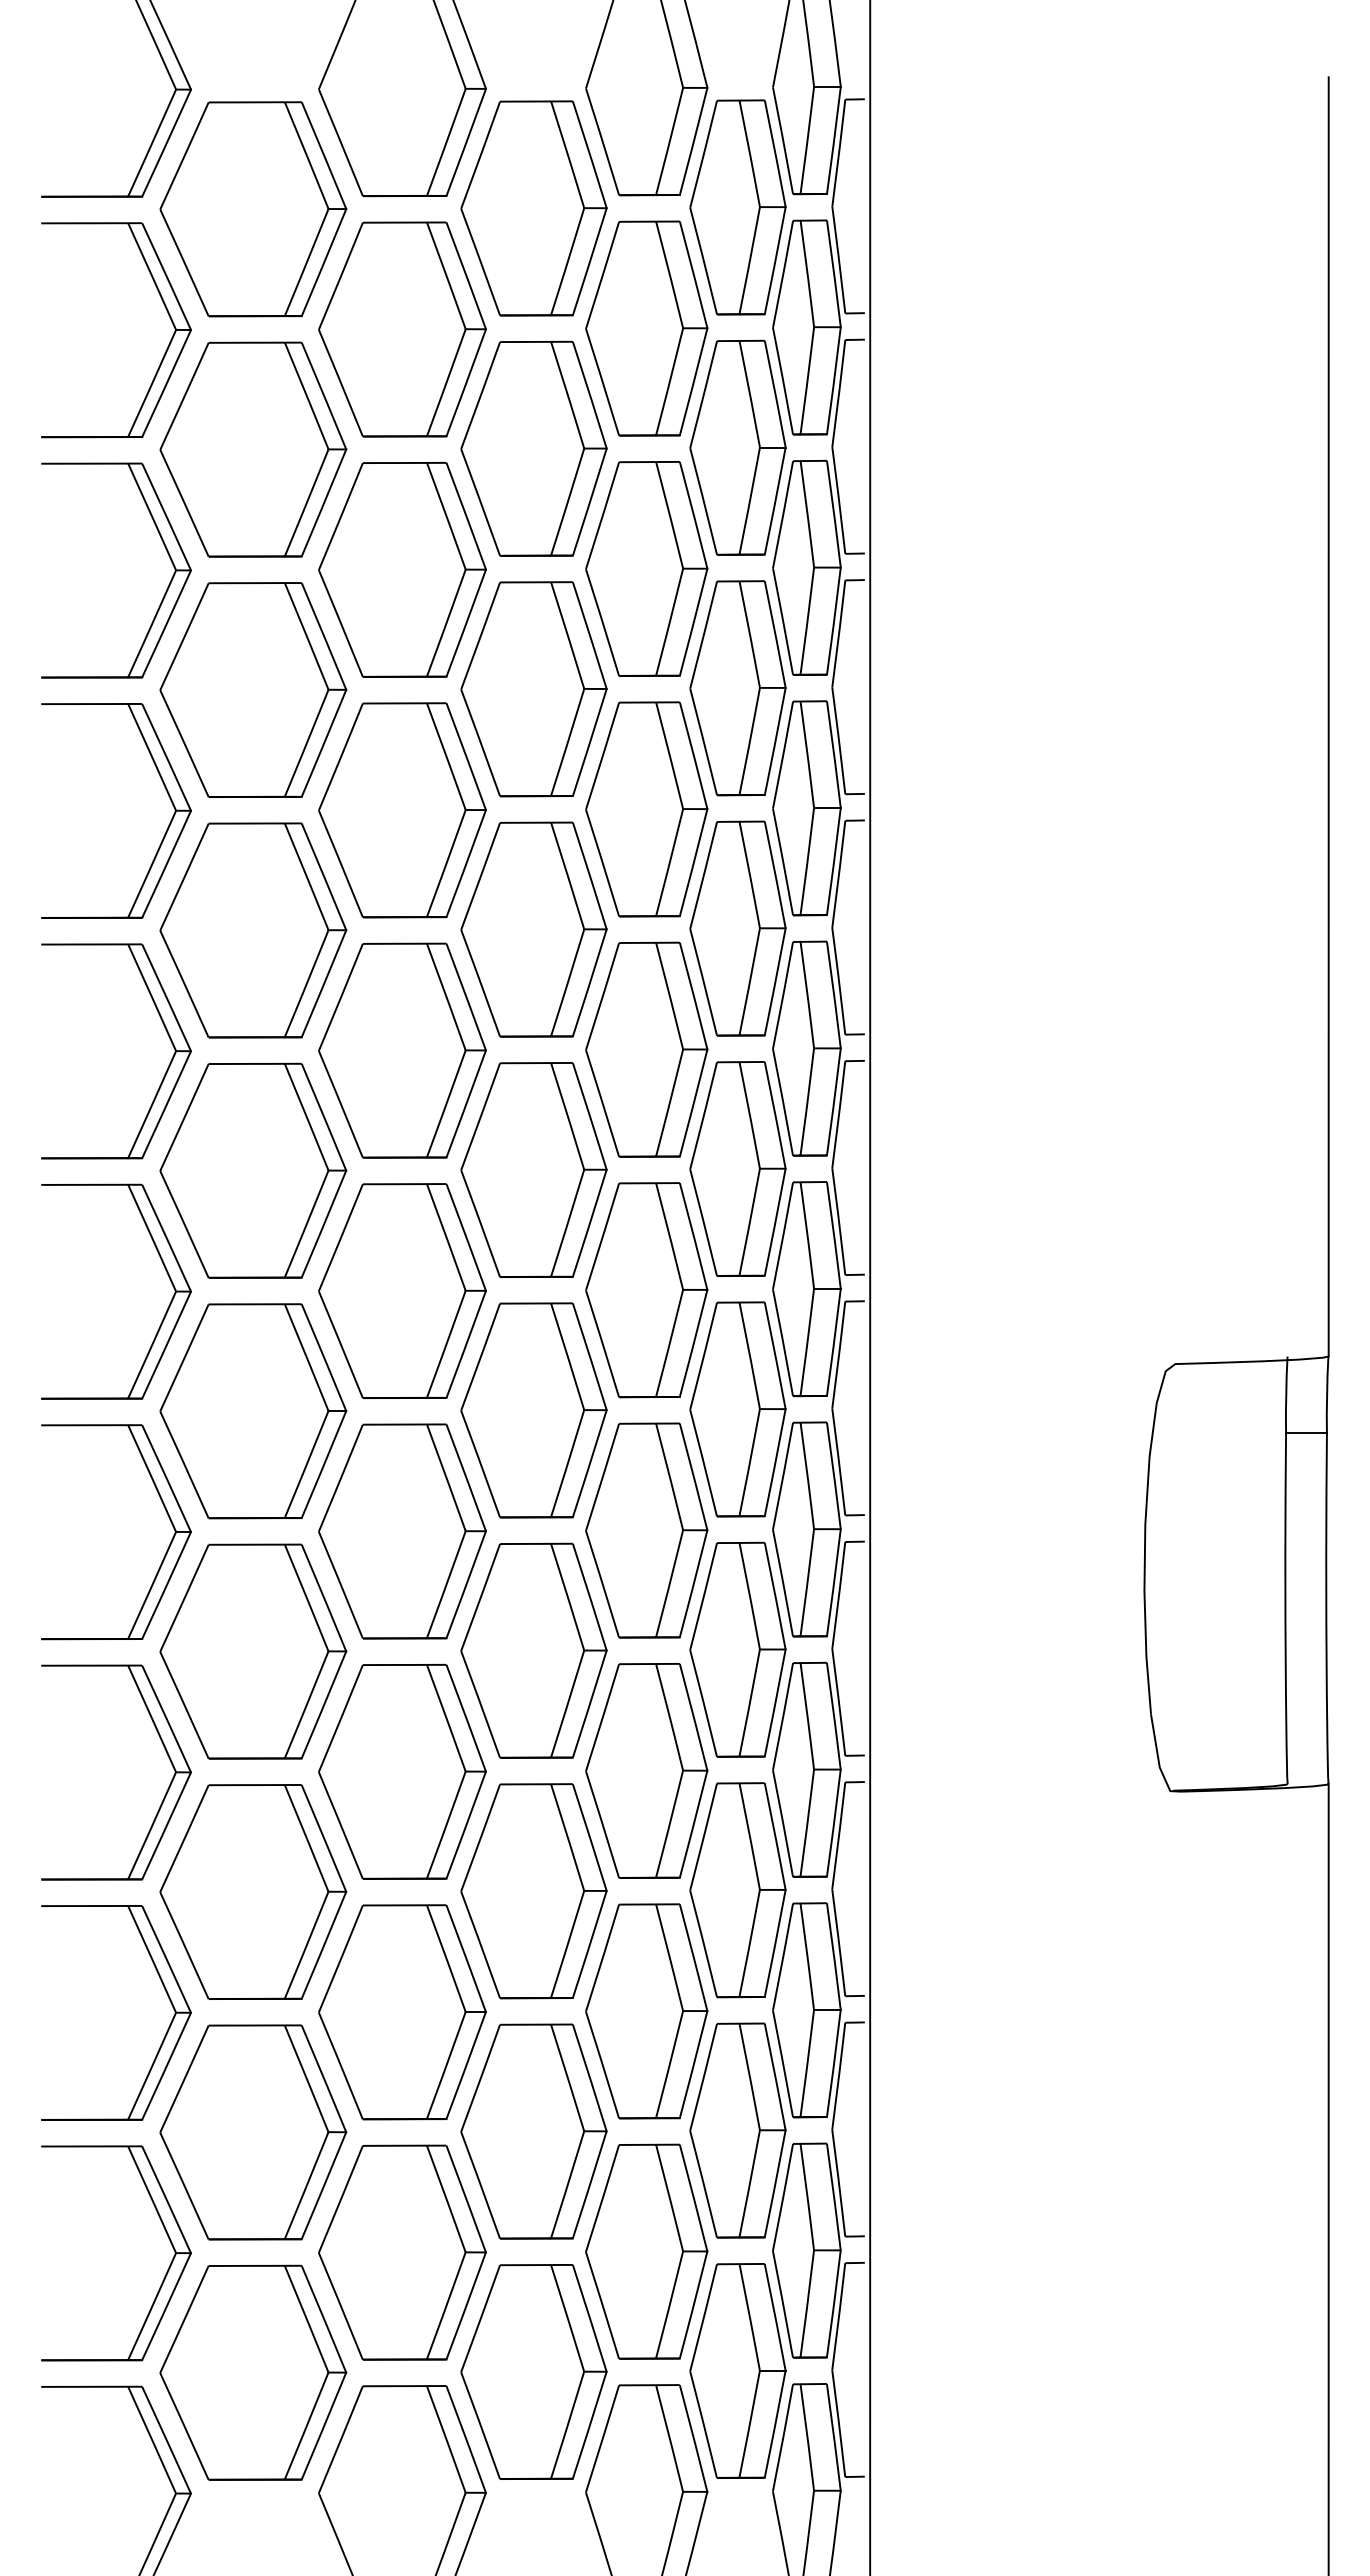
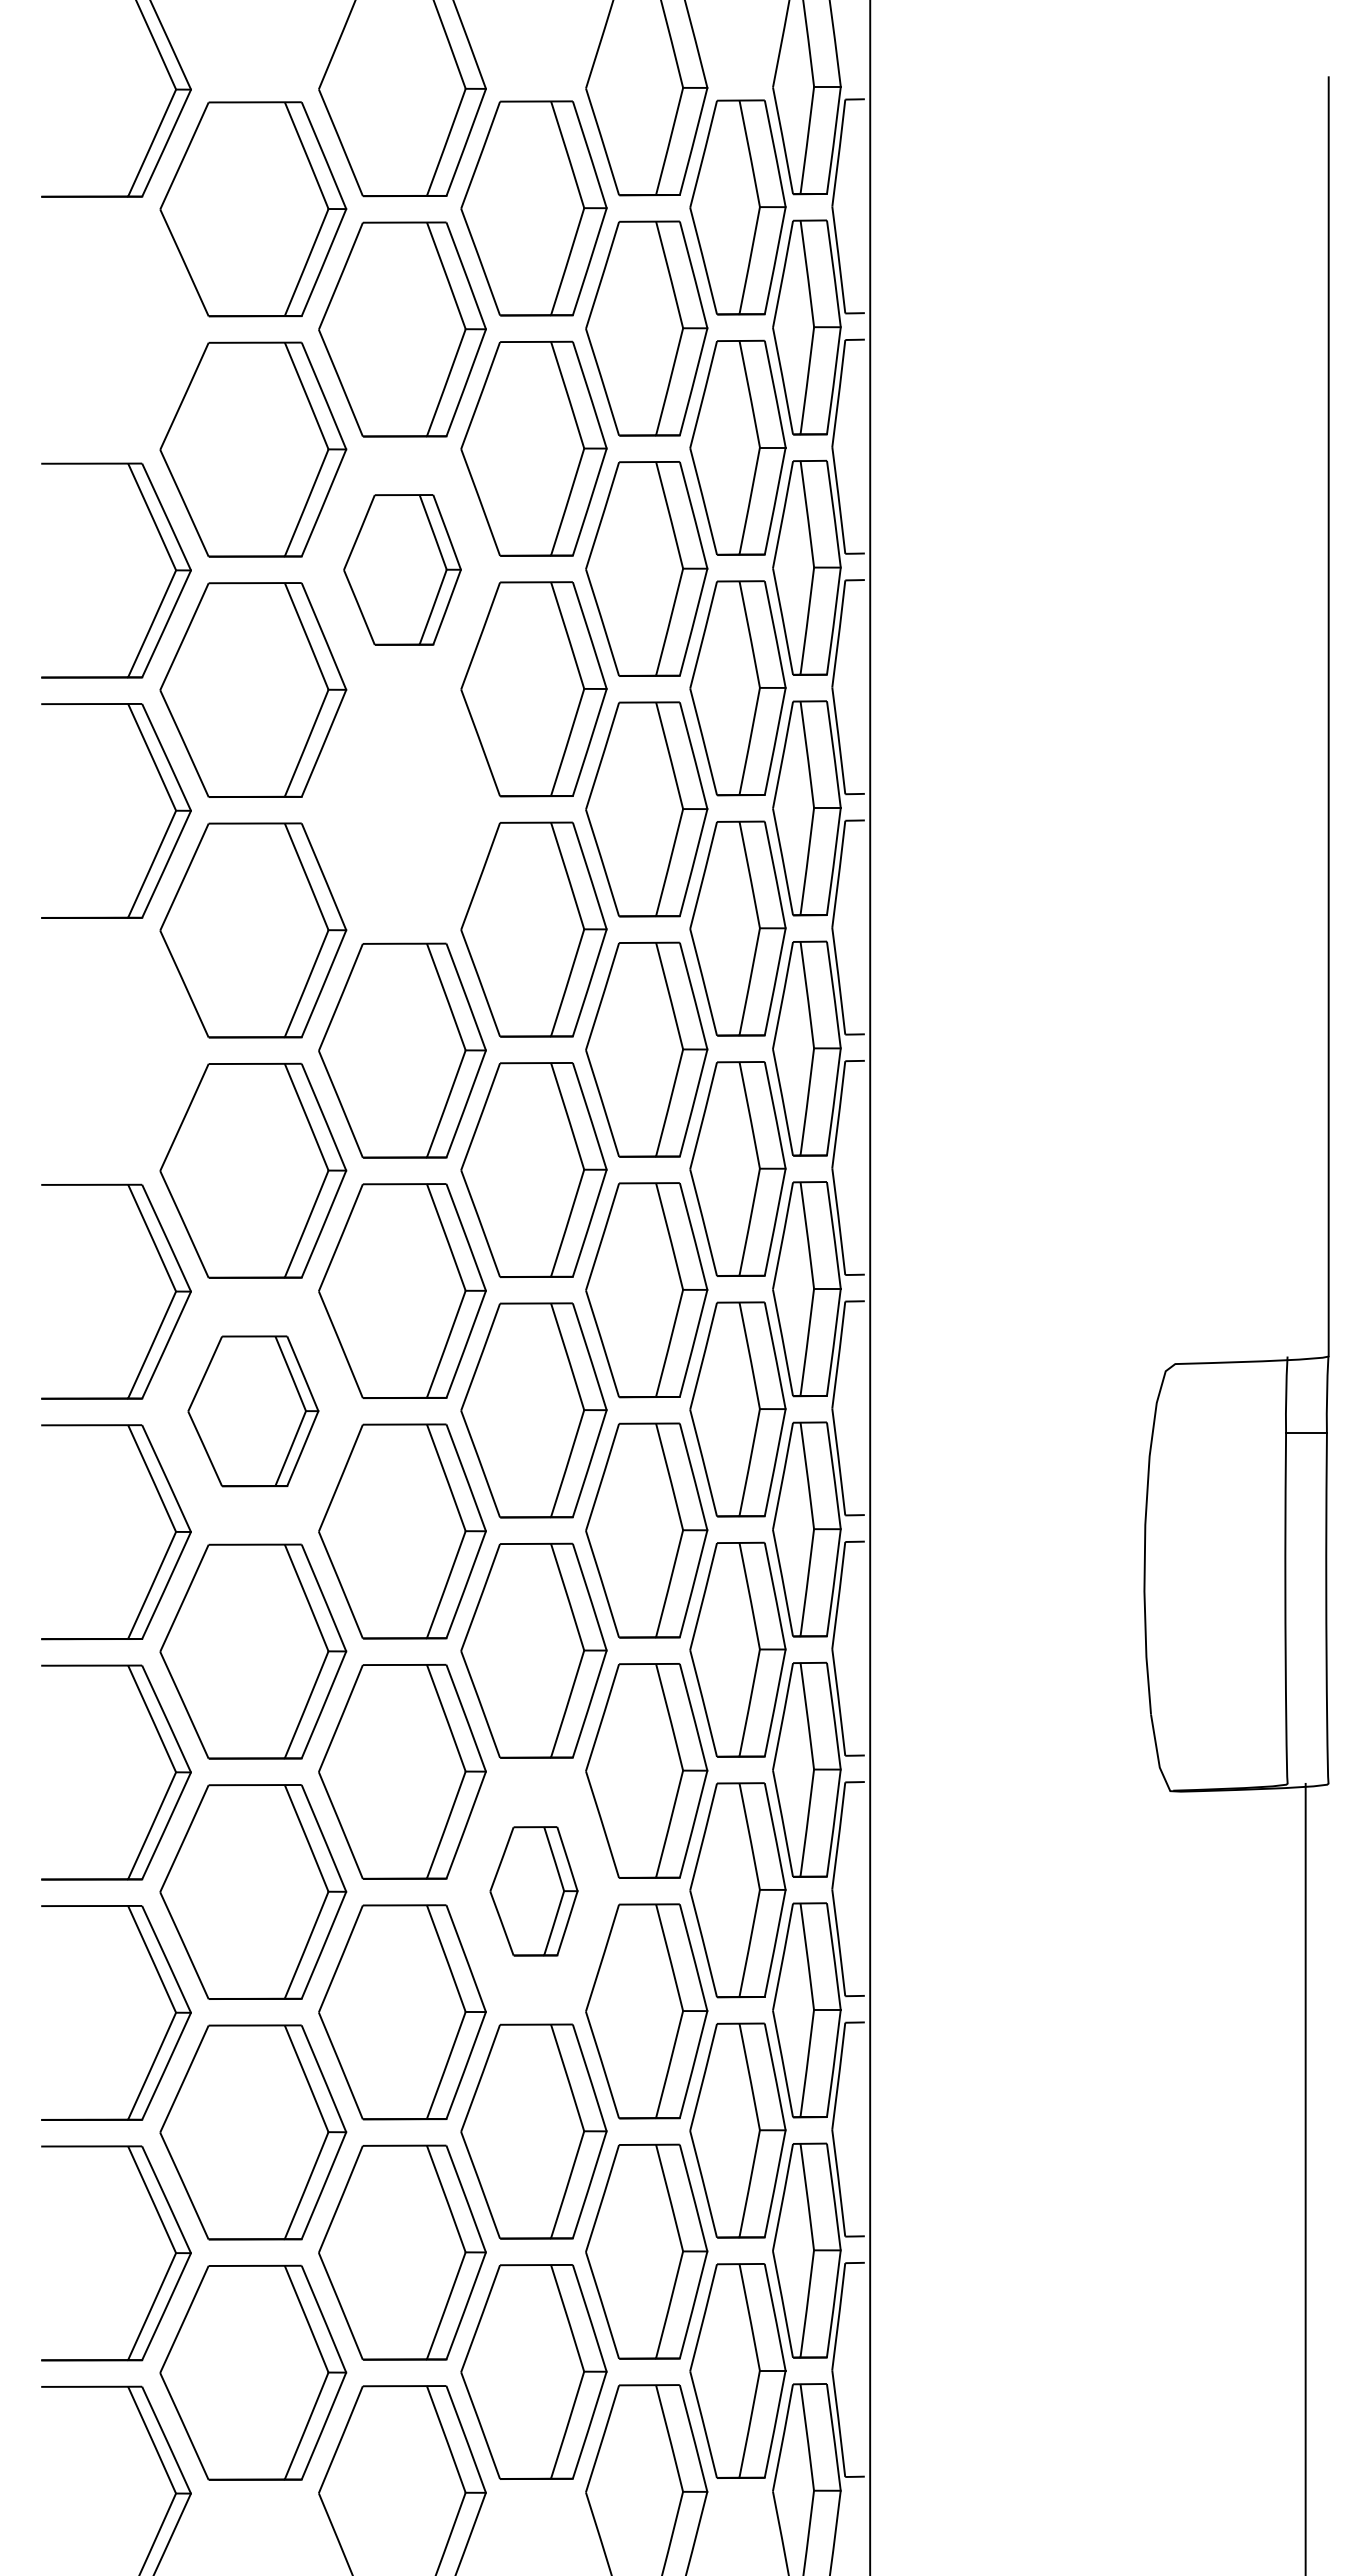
part: present -> none (166, 348)
part size: 169x216 px -> 119x152 px (402, 569)
part: present -> none (402, 810)
part: present -> none (166, 1069)
part size: 189x217 px -> 133x153 px (253, 1411)
part size: 148x217 px -> 90x131 px (533, 1891)
line position: (1328, 2177) -> (1305, 2177) (1305, 2177)
